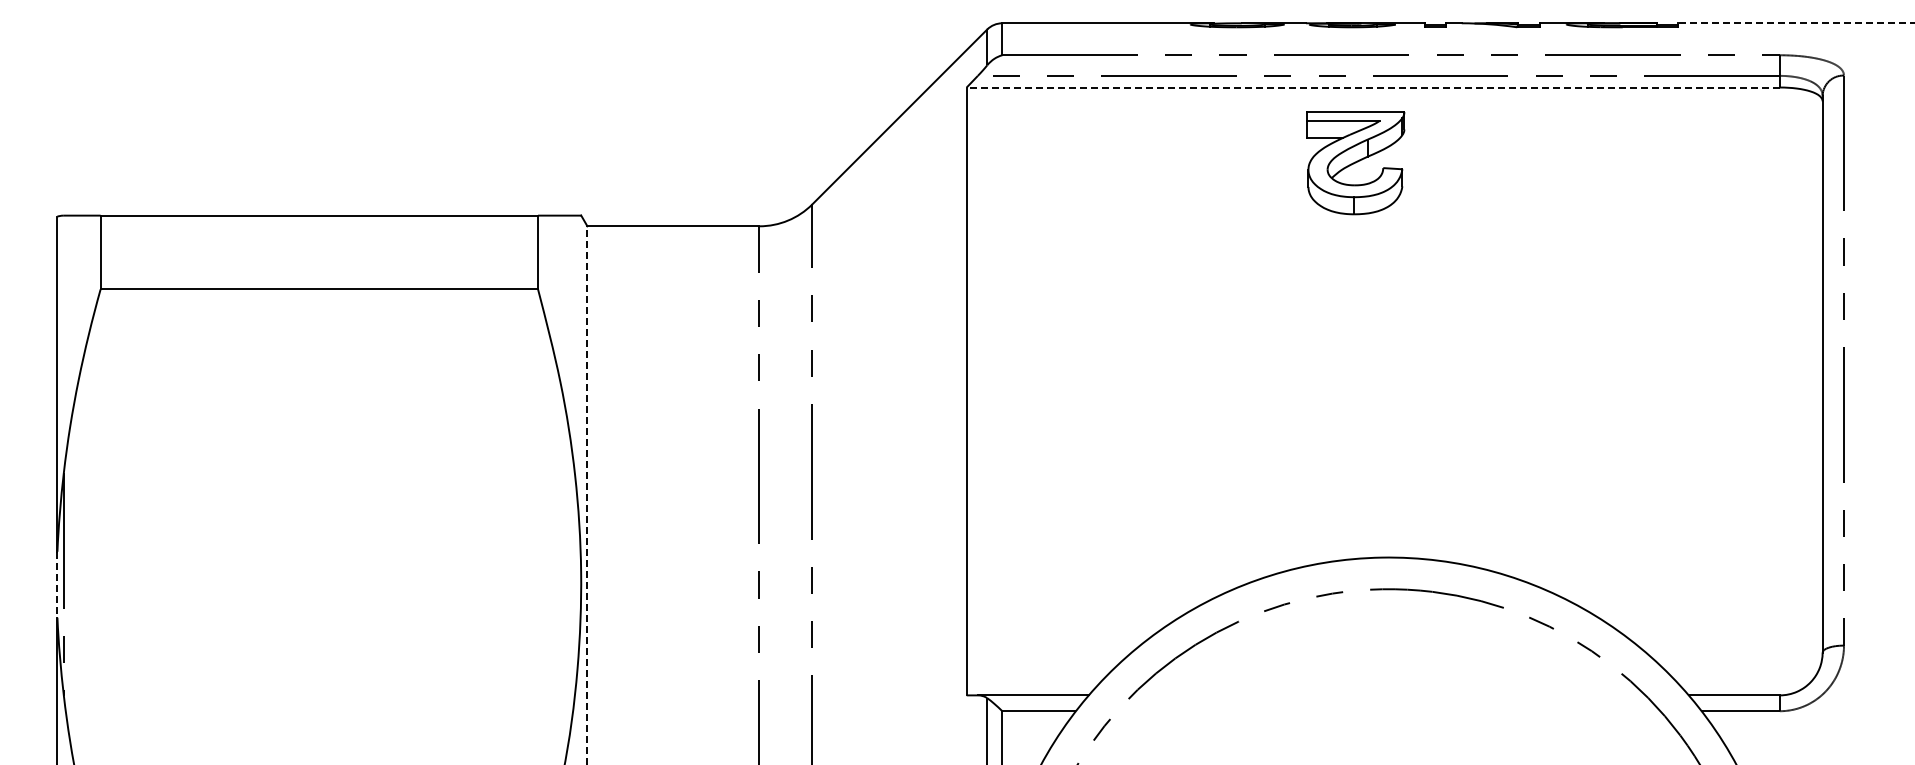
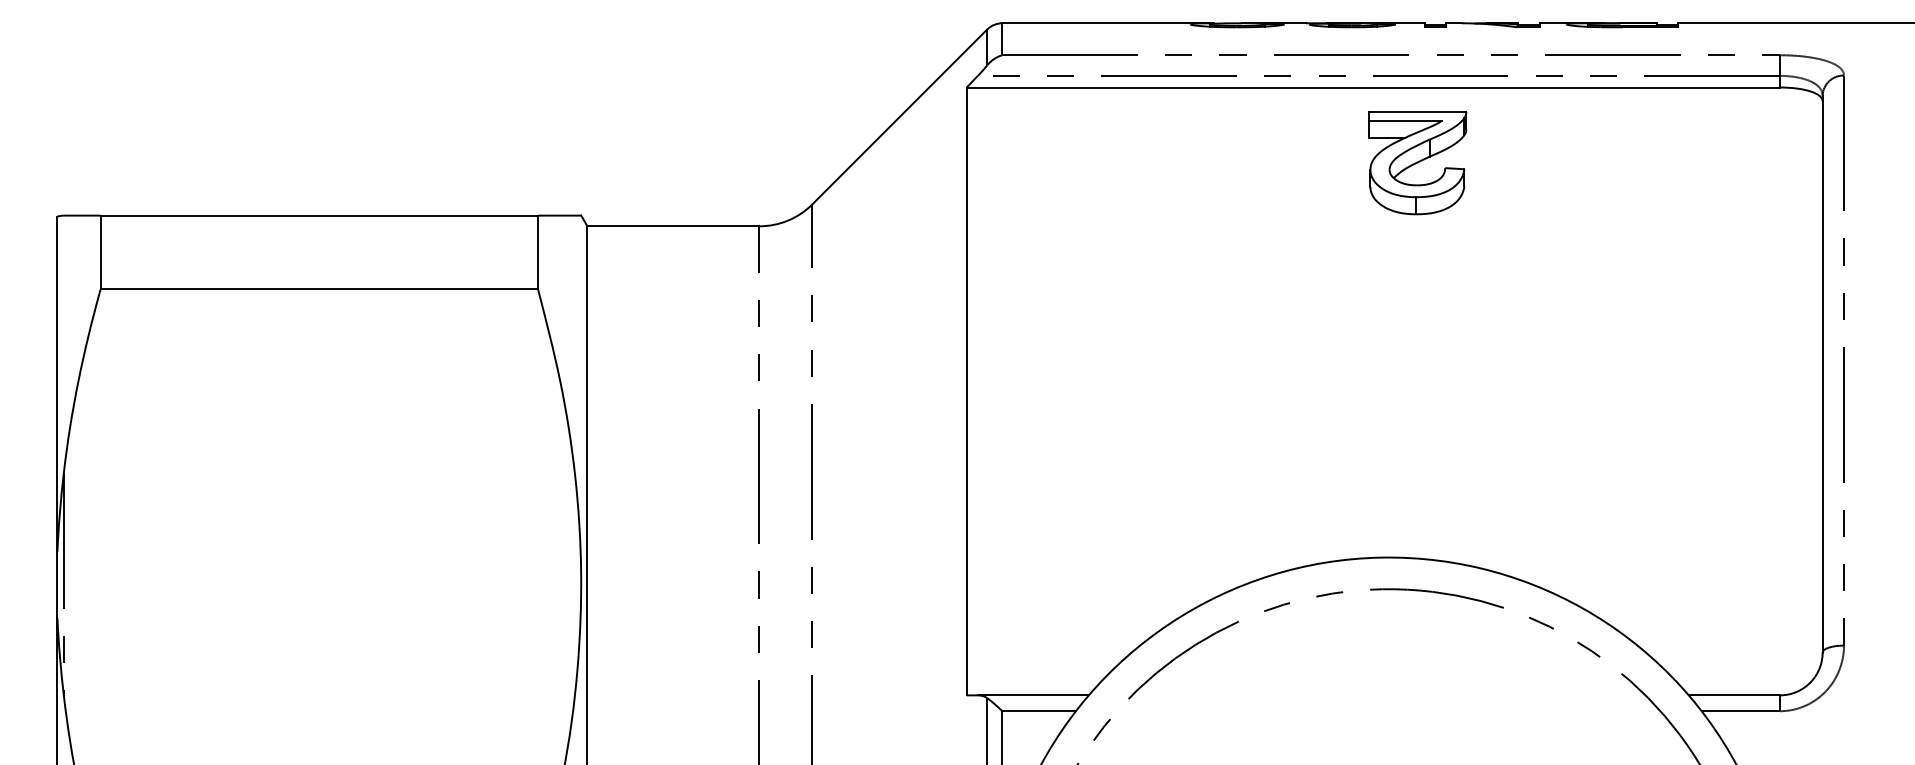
line: dashed -> solid (1795, 23)
line: dashed -> solid (1373, 87)
part position: (1355, 163) -> (1417, 163) (1417, 163)
line: dashed -> solid (587, 495)
line: dashed -> solid (57, 584)
